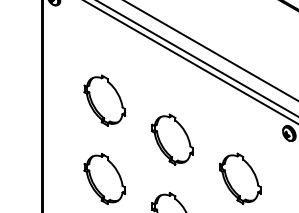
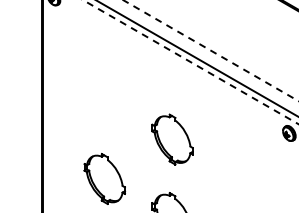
line: solid -> dashed (211, 50)
line: solid -> dashed (190, 62)
part: present -> none (104, 100)
part: present -> none (240, 178)
